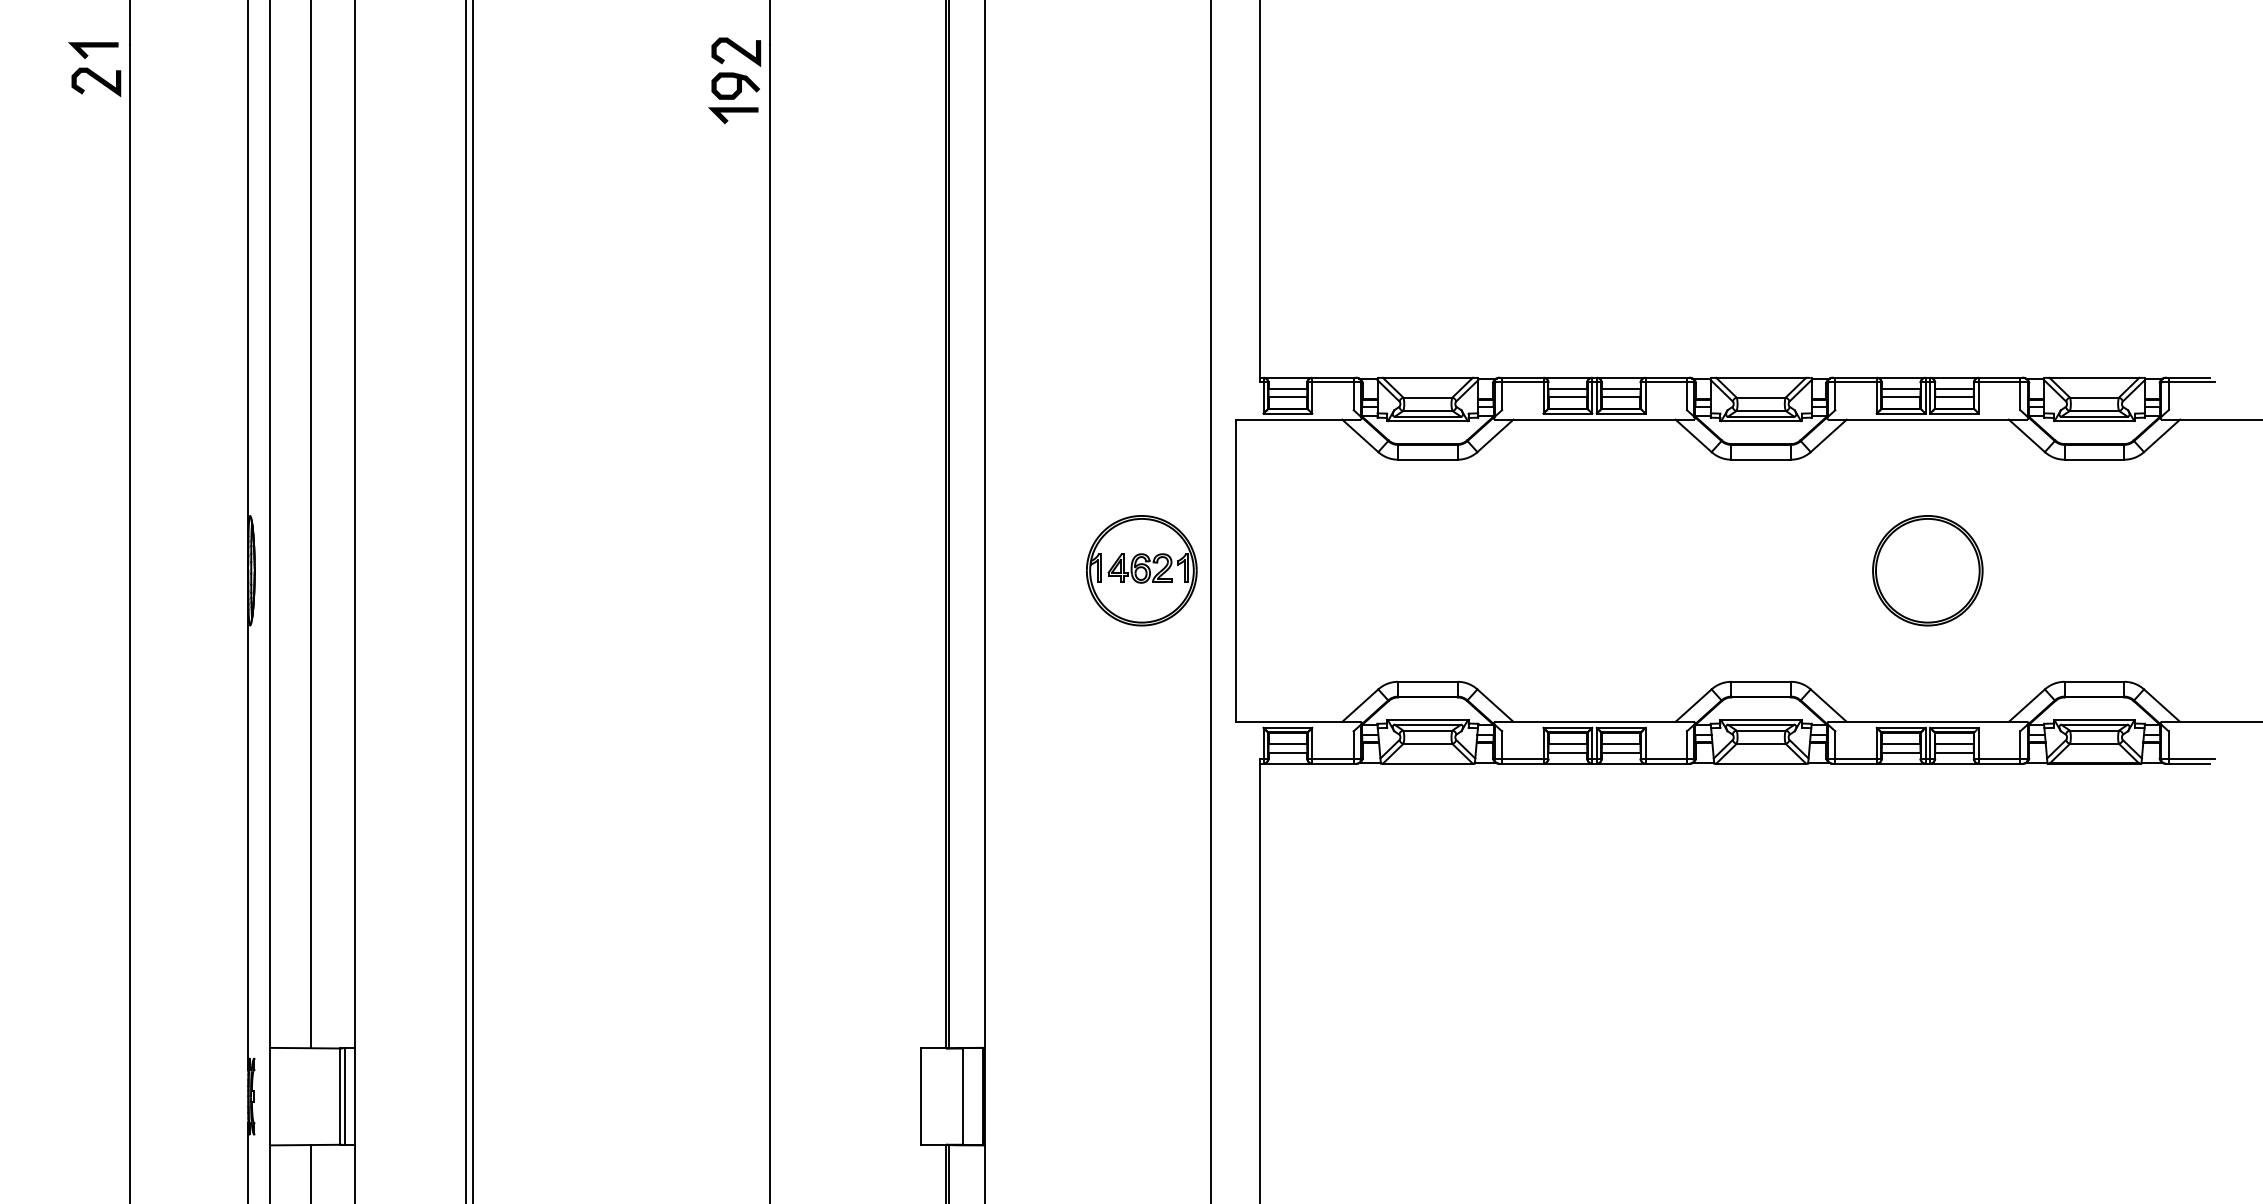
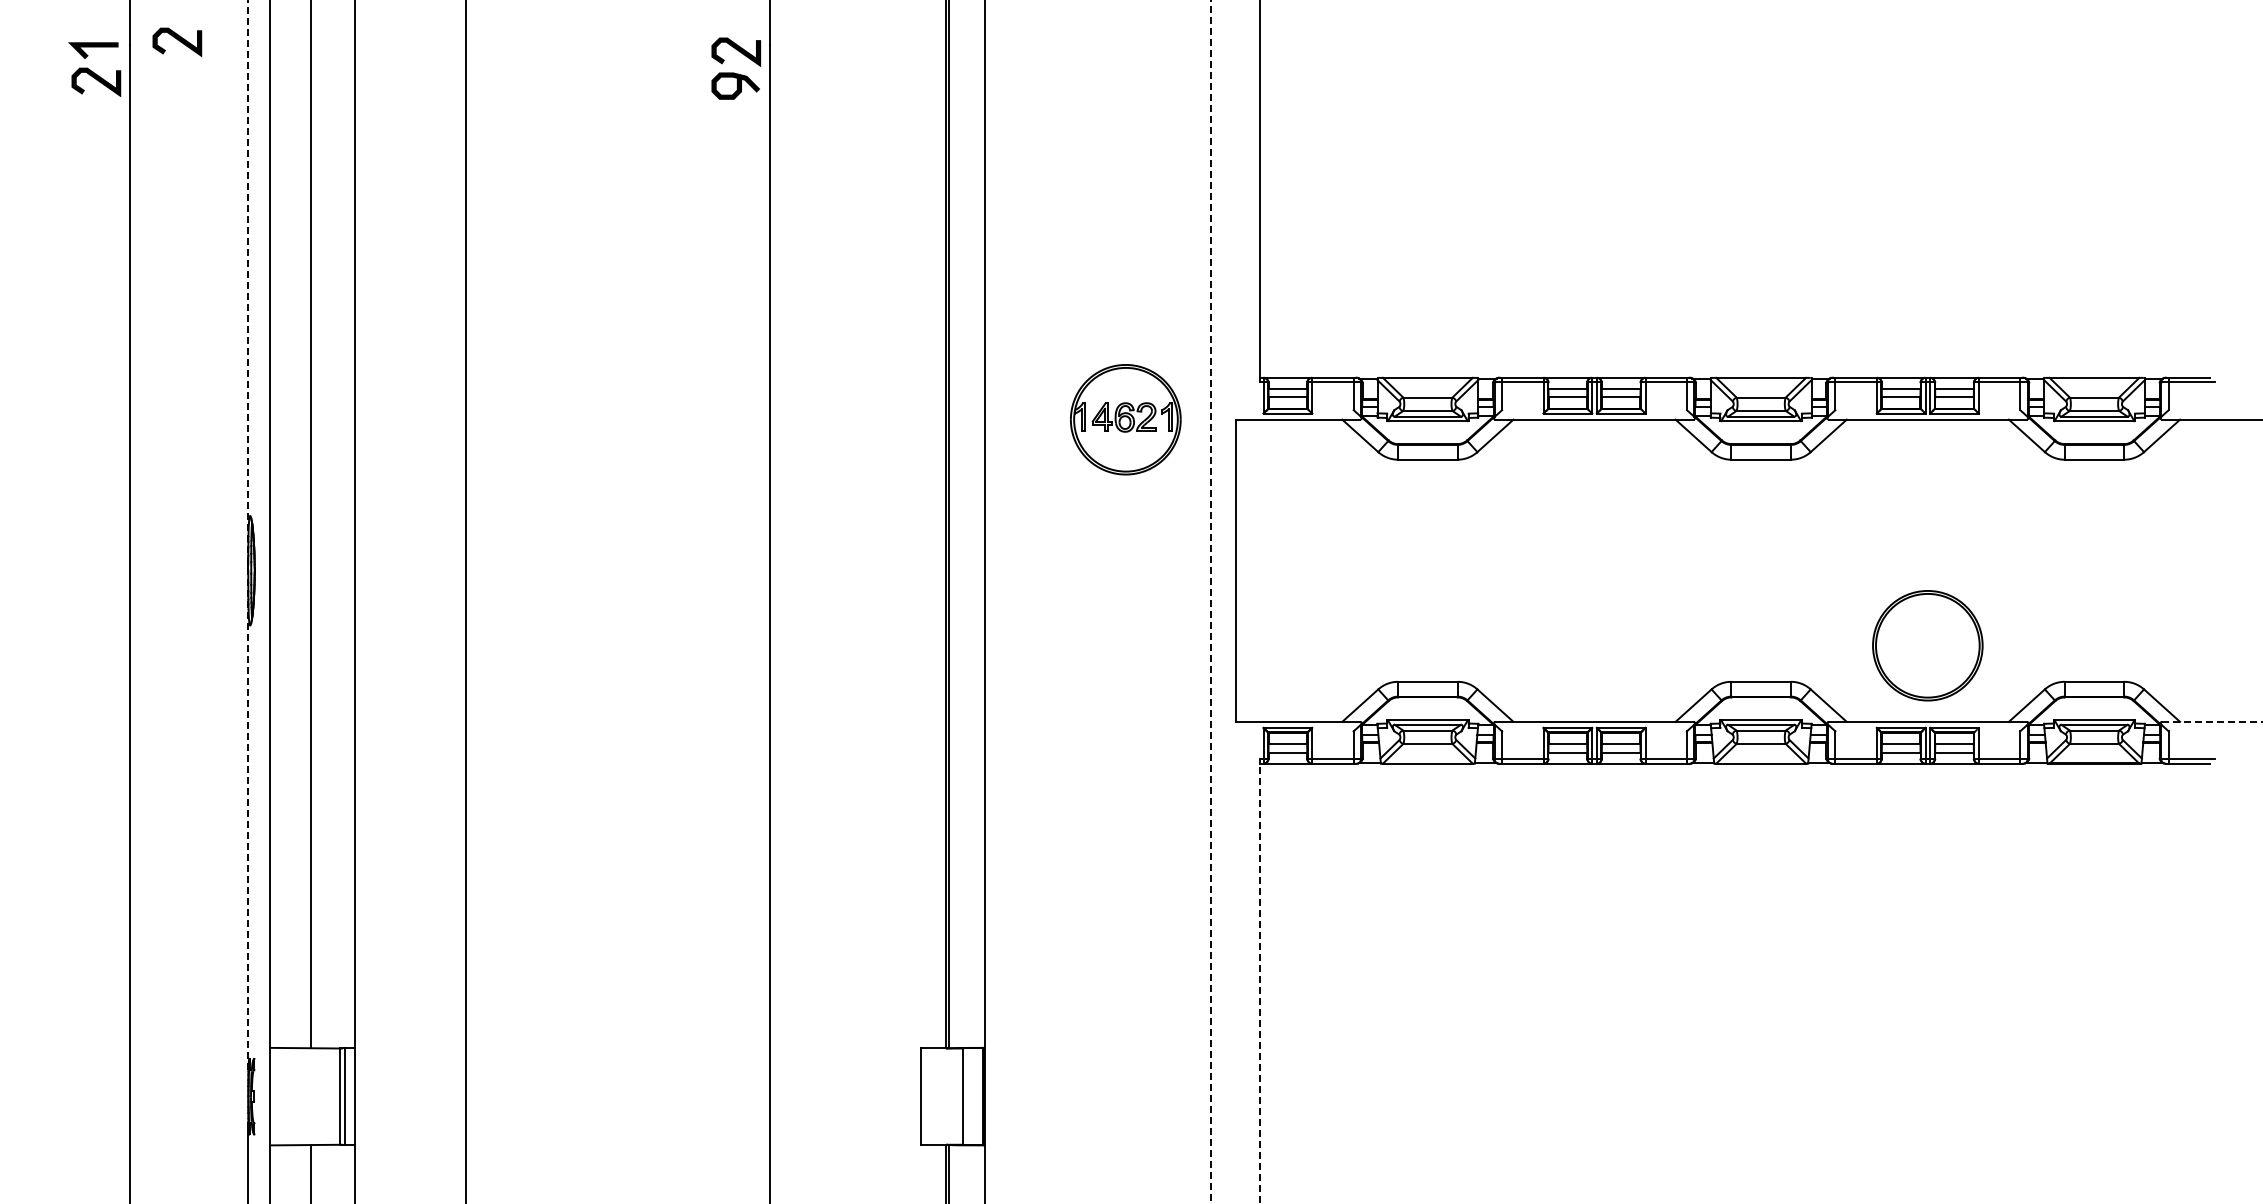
curve: none -> present (177, 40)
line: present -> none (733, 112)
line: solid -> dashed (248, 535)
part position: (1141, 570) -> (1125, 419) (1125, 419)
part position: (1927, 570) -> (1927, 645) (1927, 645)
line: present -> none (473, 601)
line: solid -> dashed (1210, 601)
line: solid -> dashed (2212, 721)
line: solid -> dashed (1260, 981)
